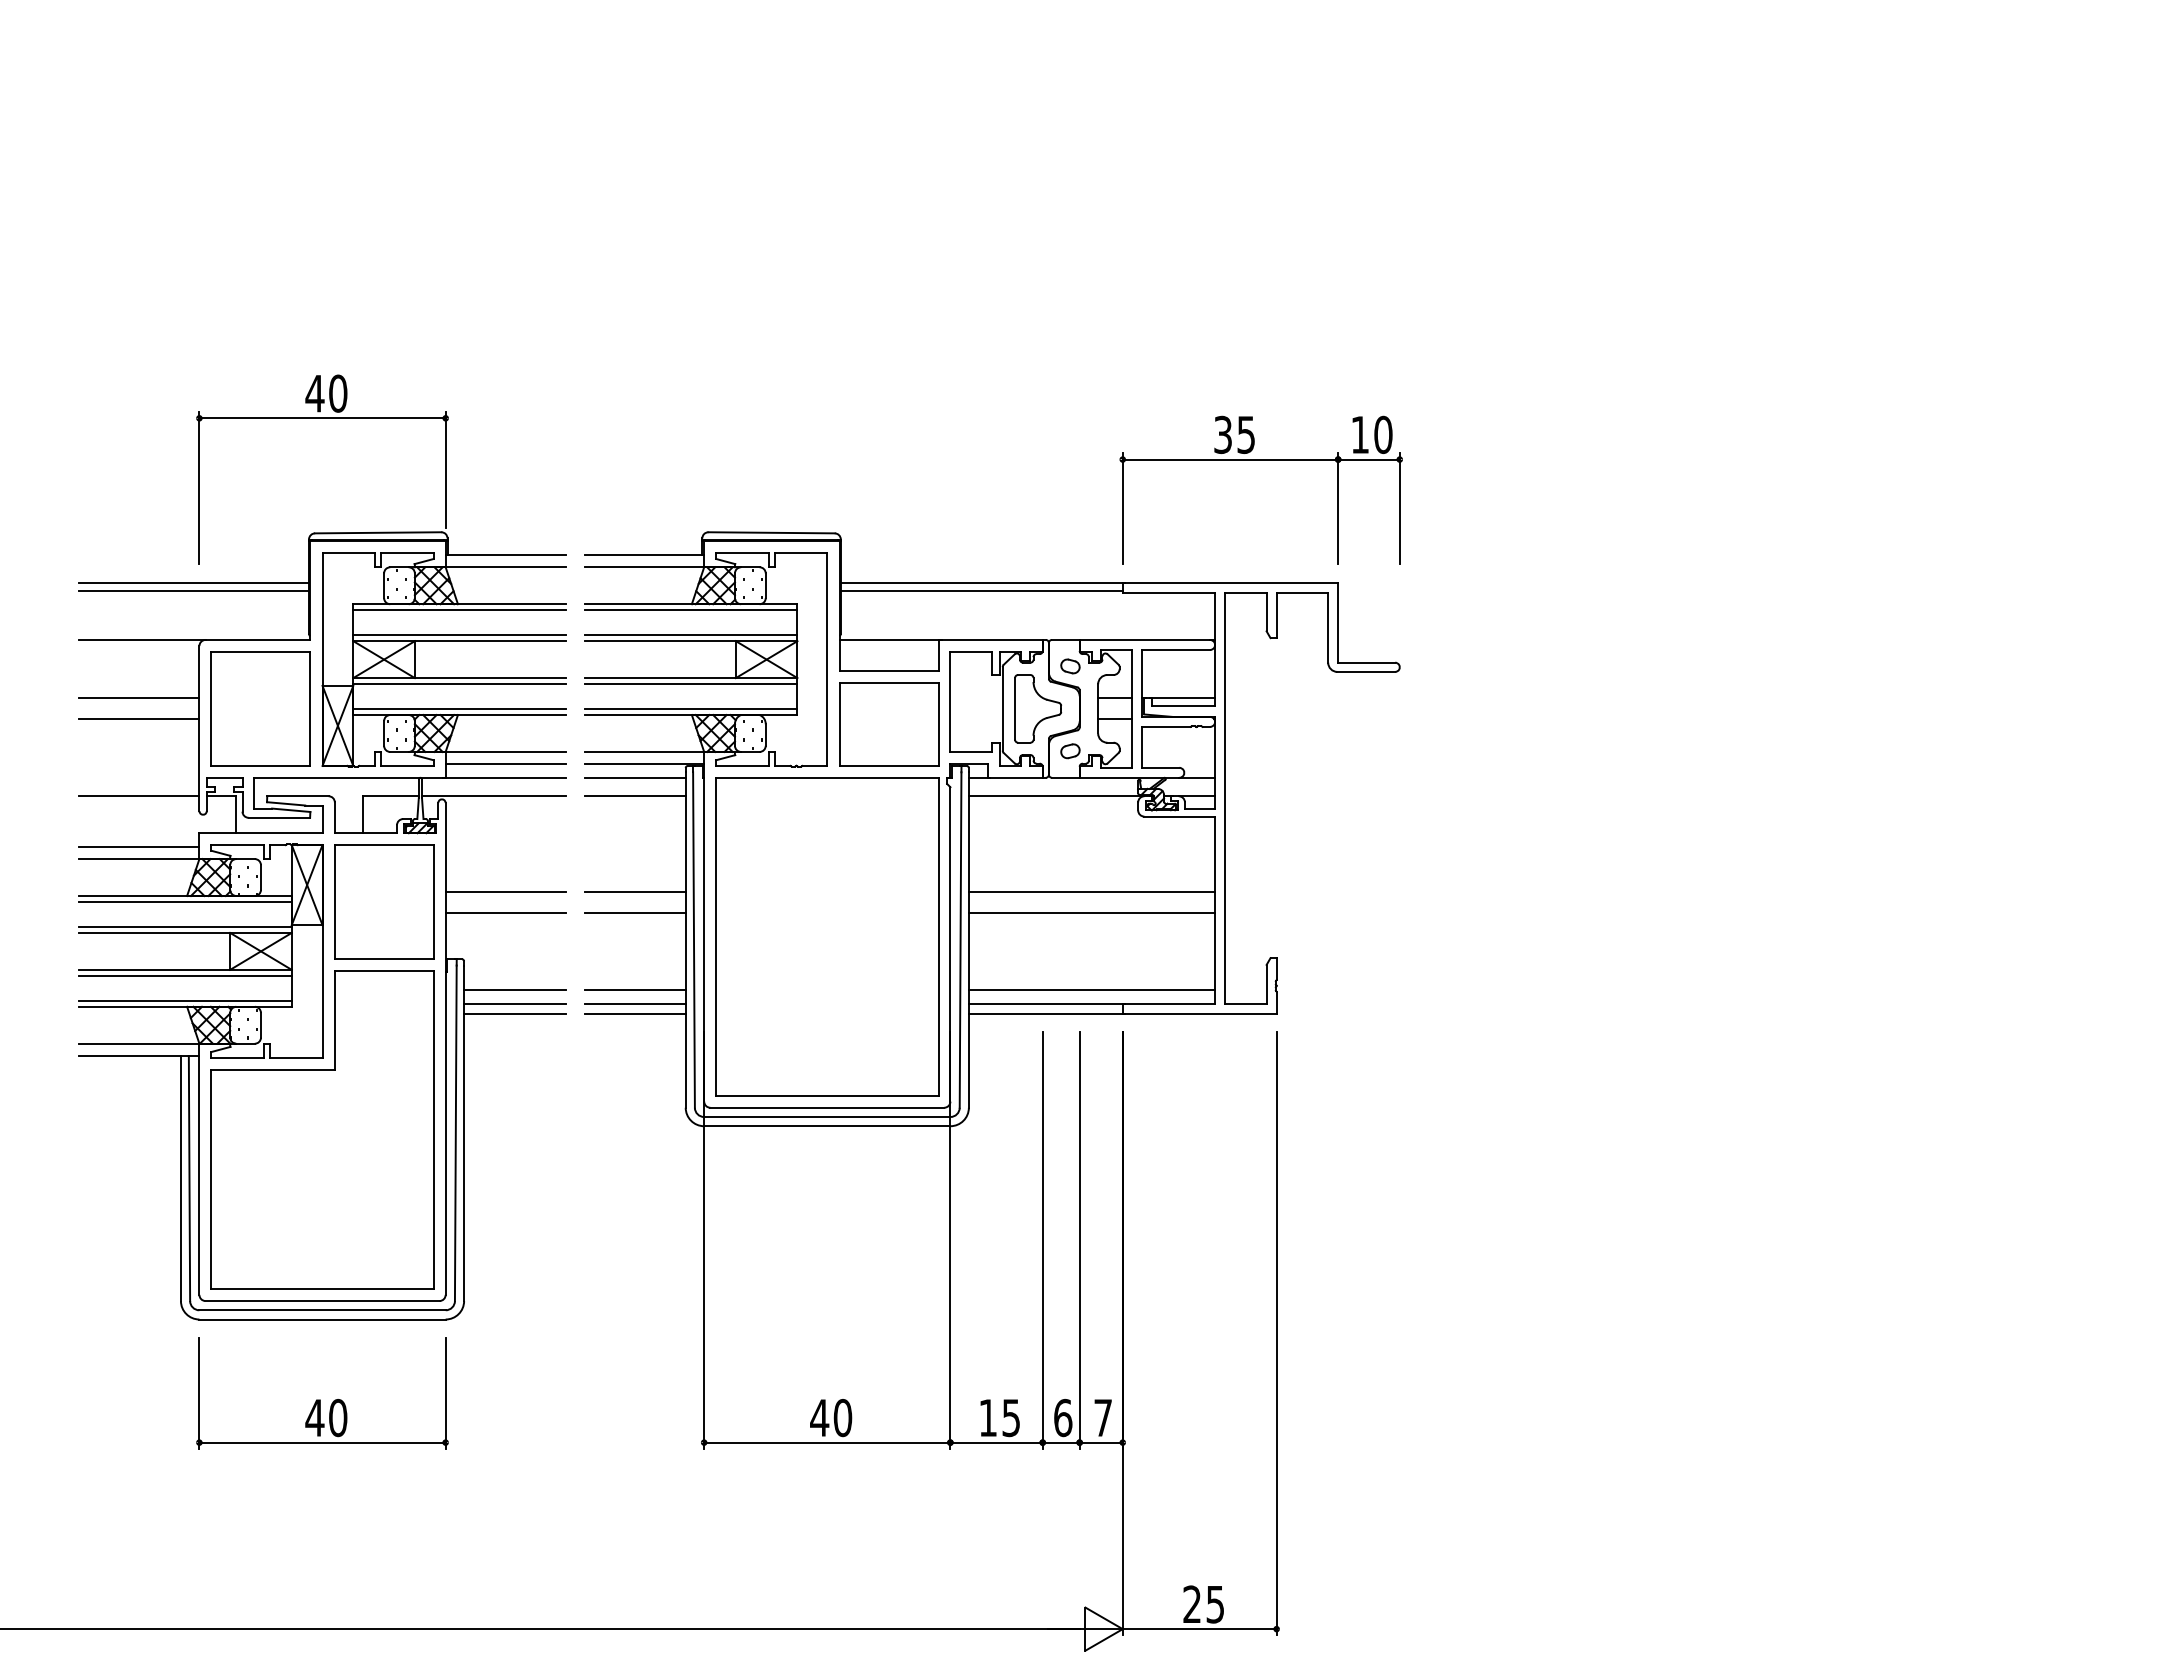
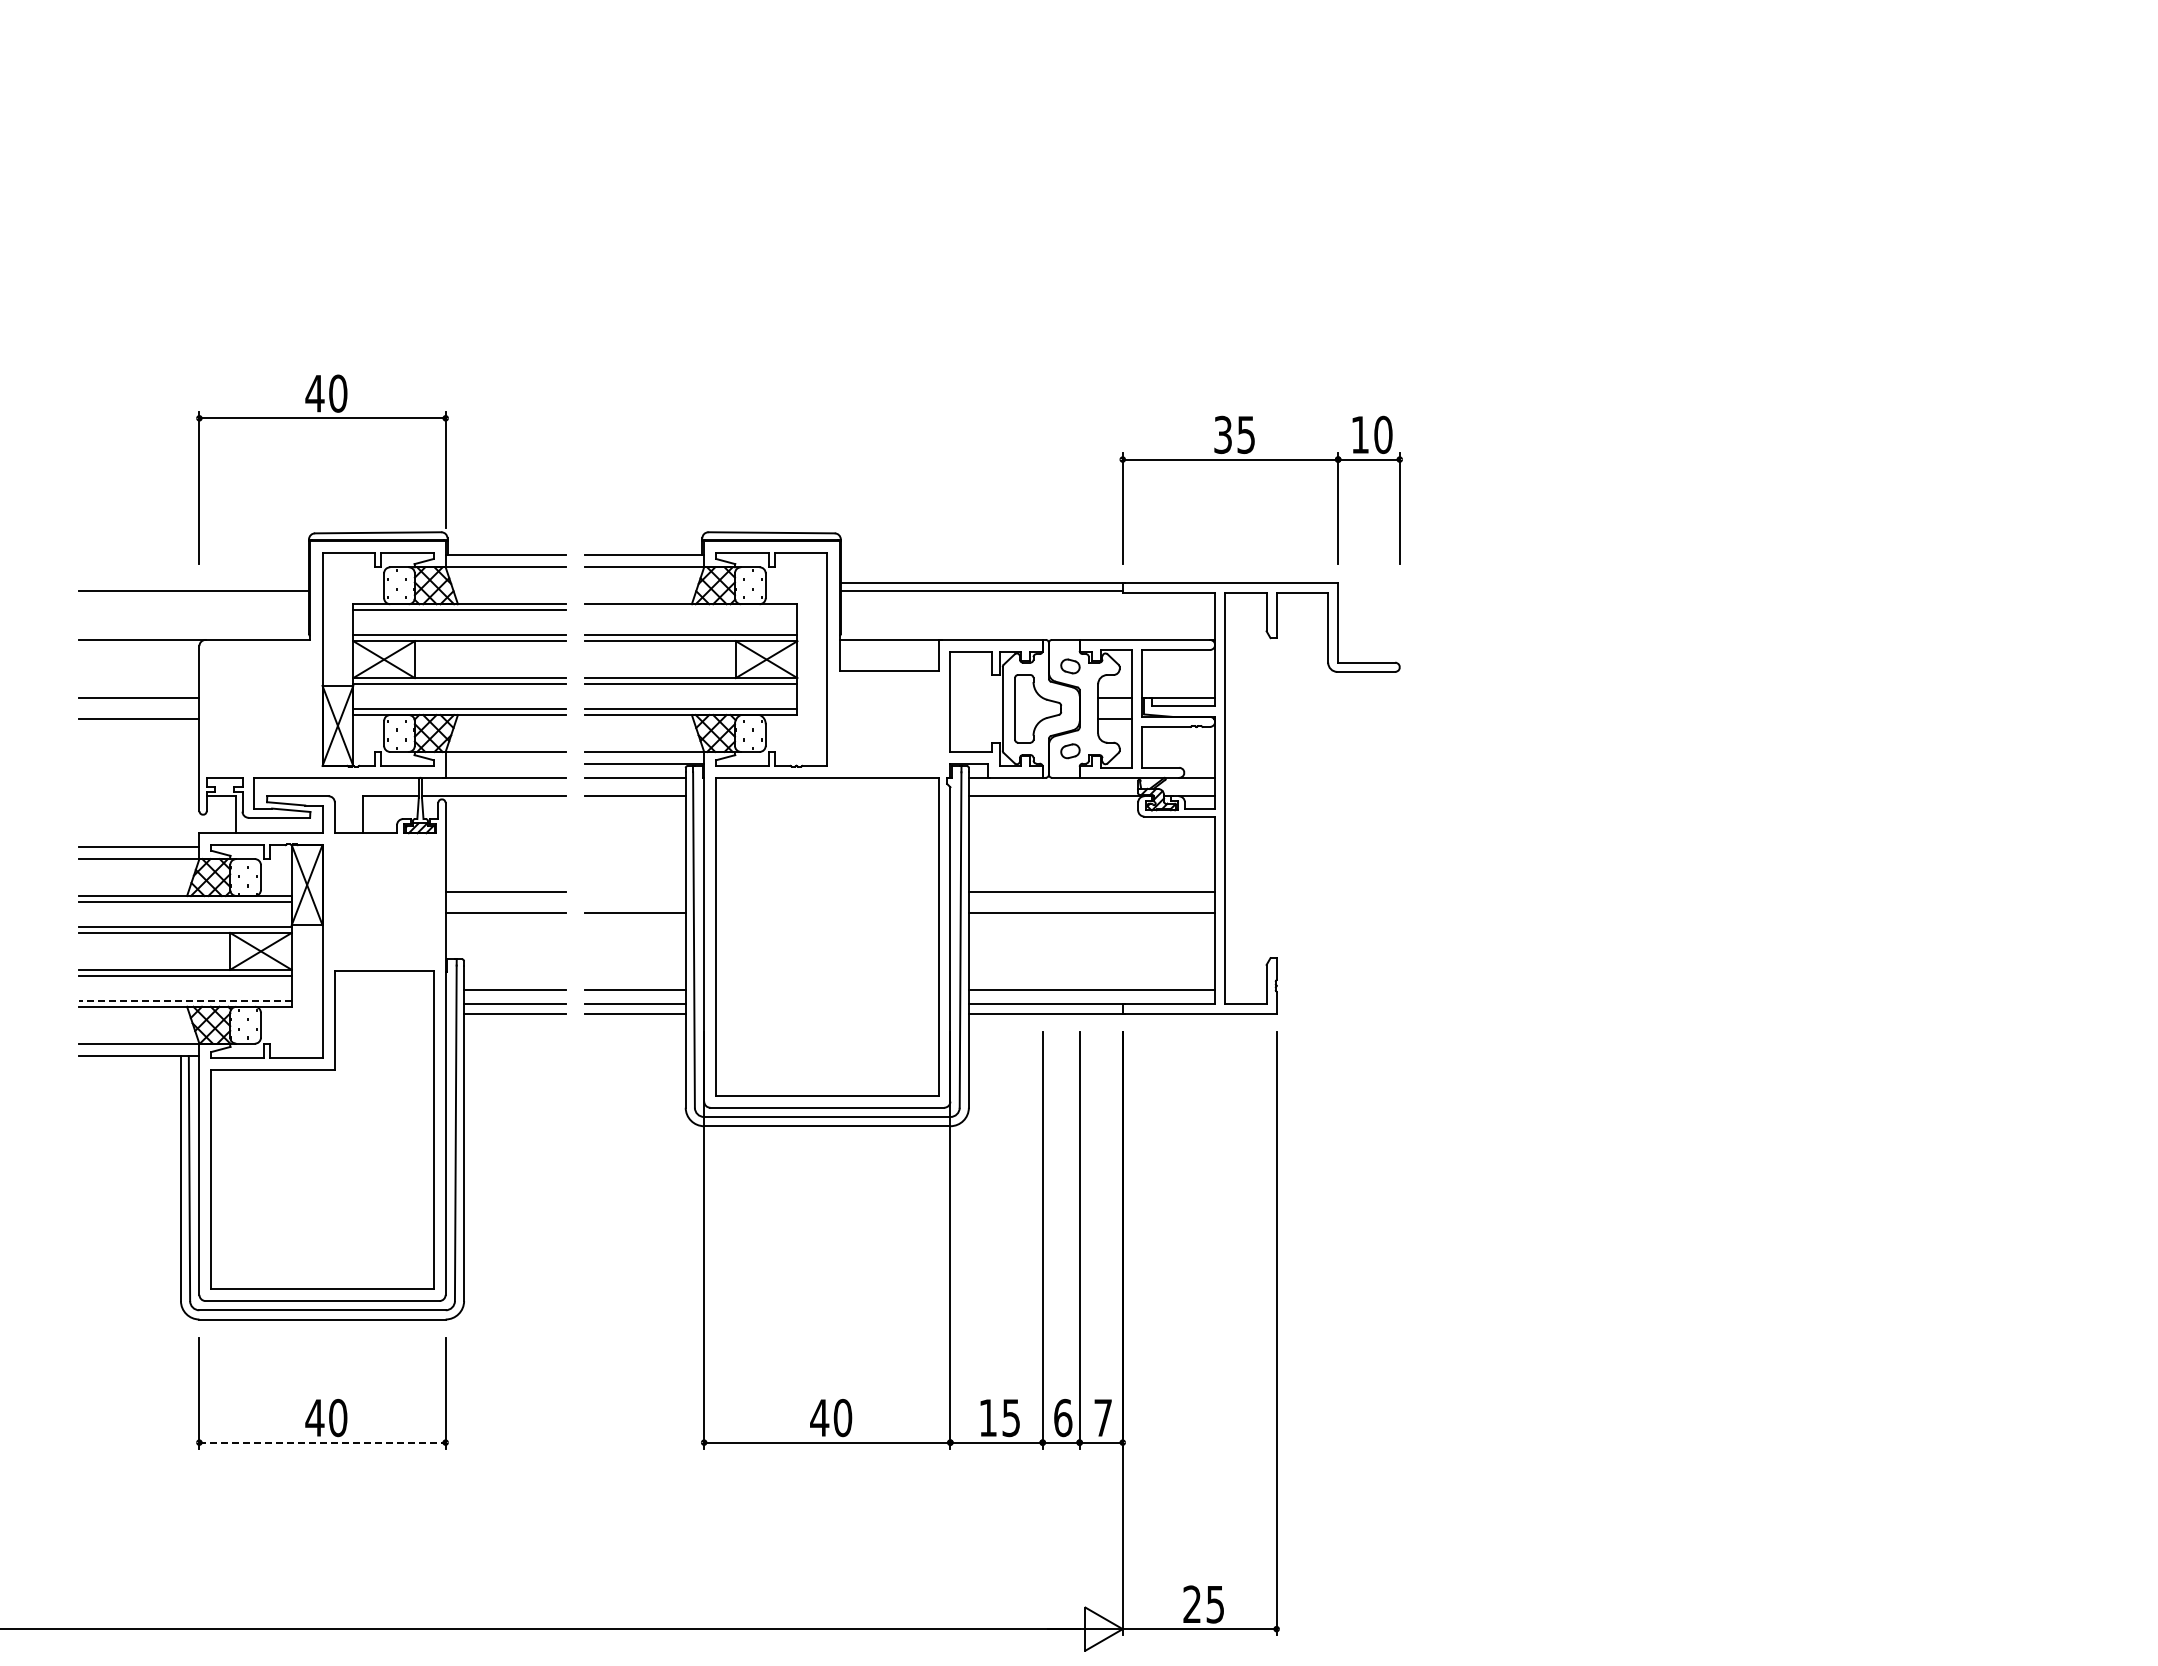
line: present -> none (194, 582)
line: present -> none (690, 610)
part: present -> none (260, 708)
part: present -> none (889, 724)
line: present -> none (505, 764)
line: present -> none (139, 796)
line: present -> none (634, 891)
part: present -> none (384, 901)
line: solid -> dashed (185, 1000)
line: solid -> dashed (323, 1442)
